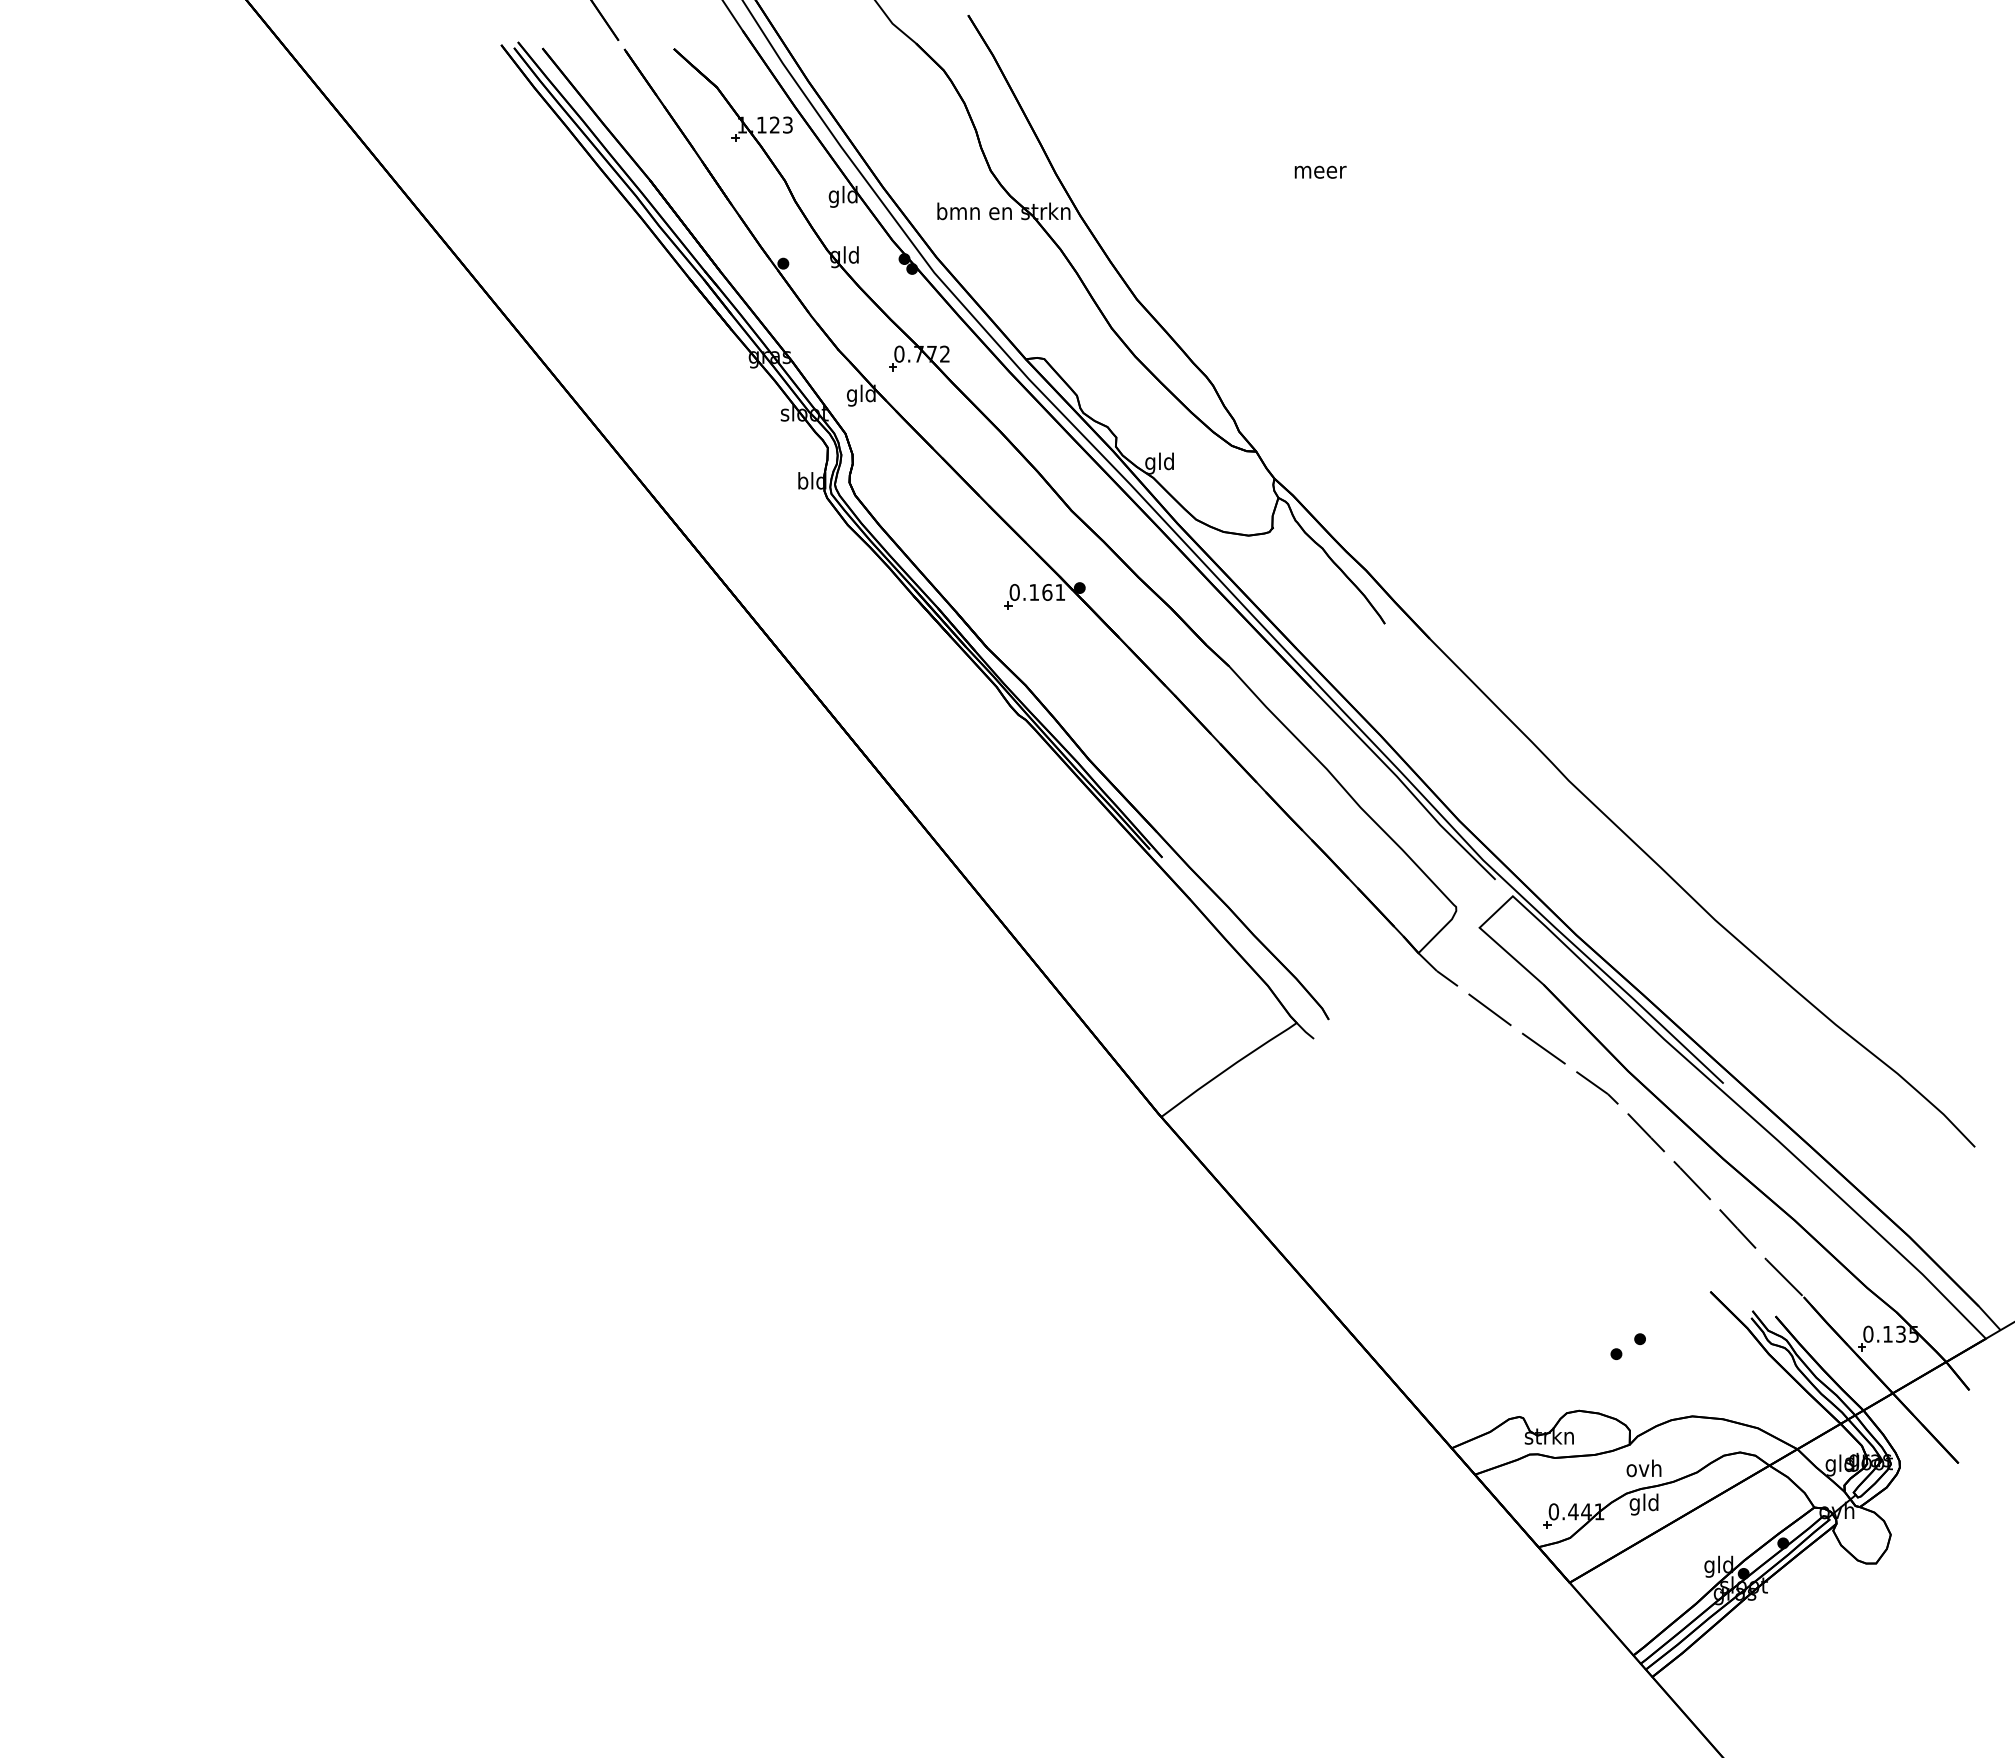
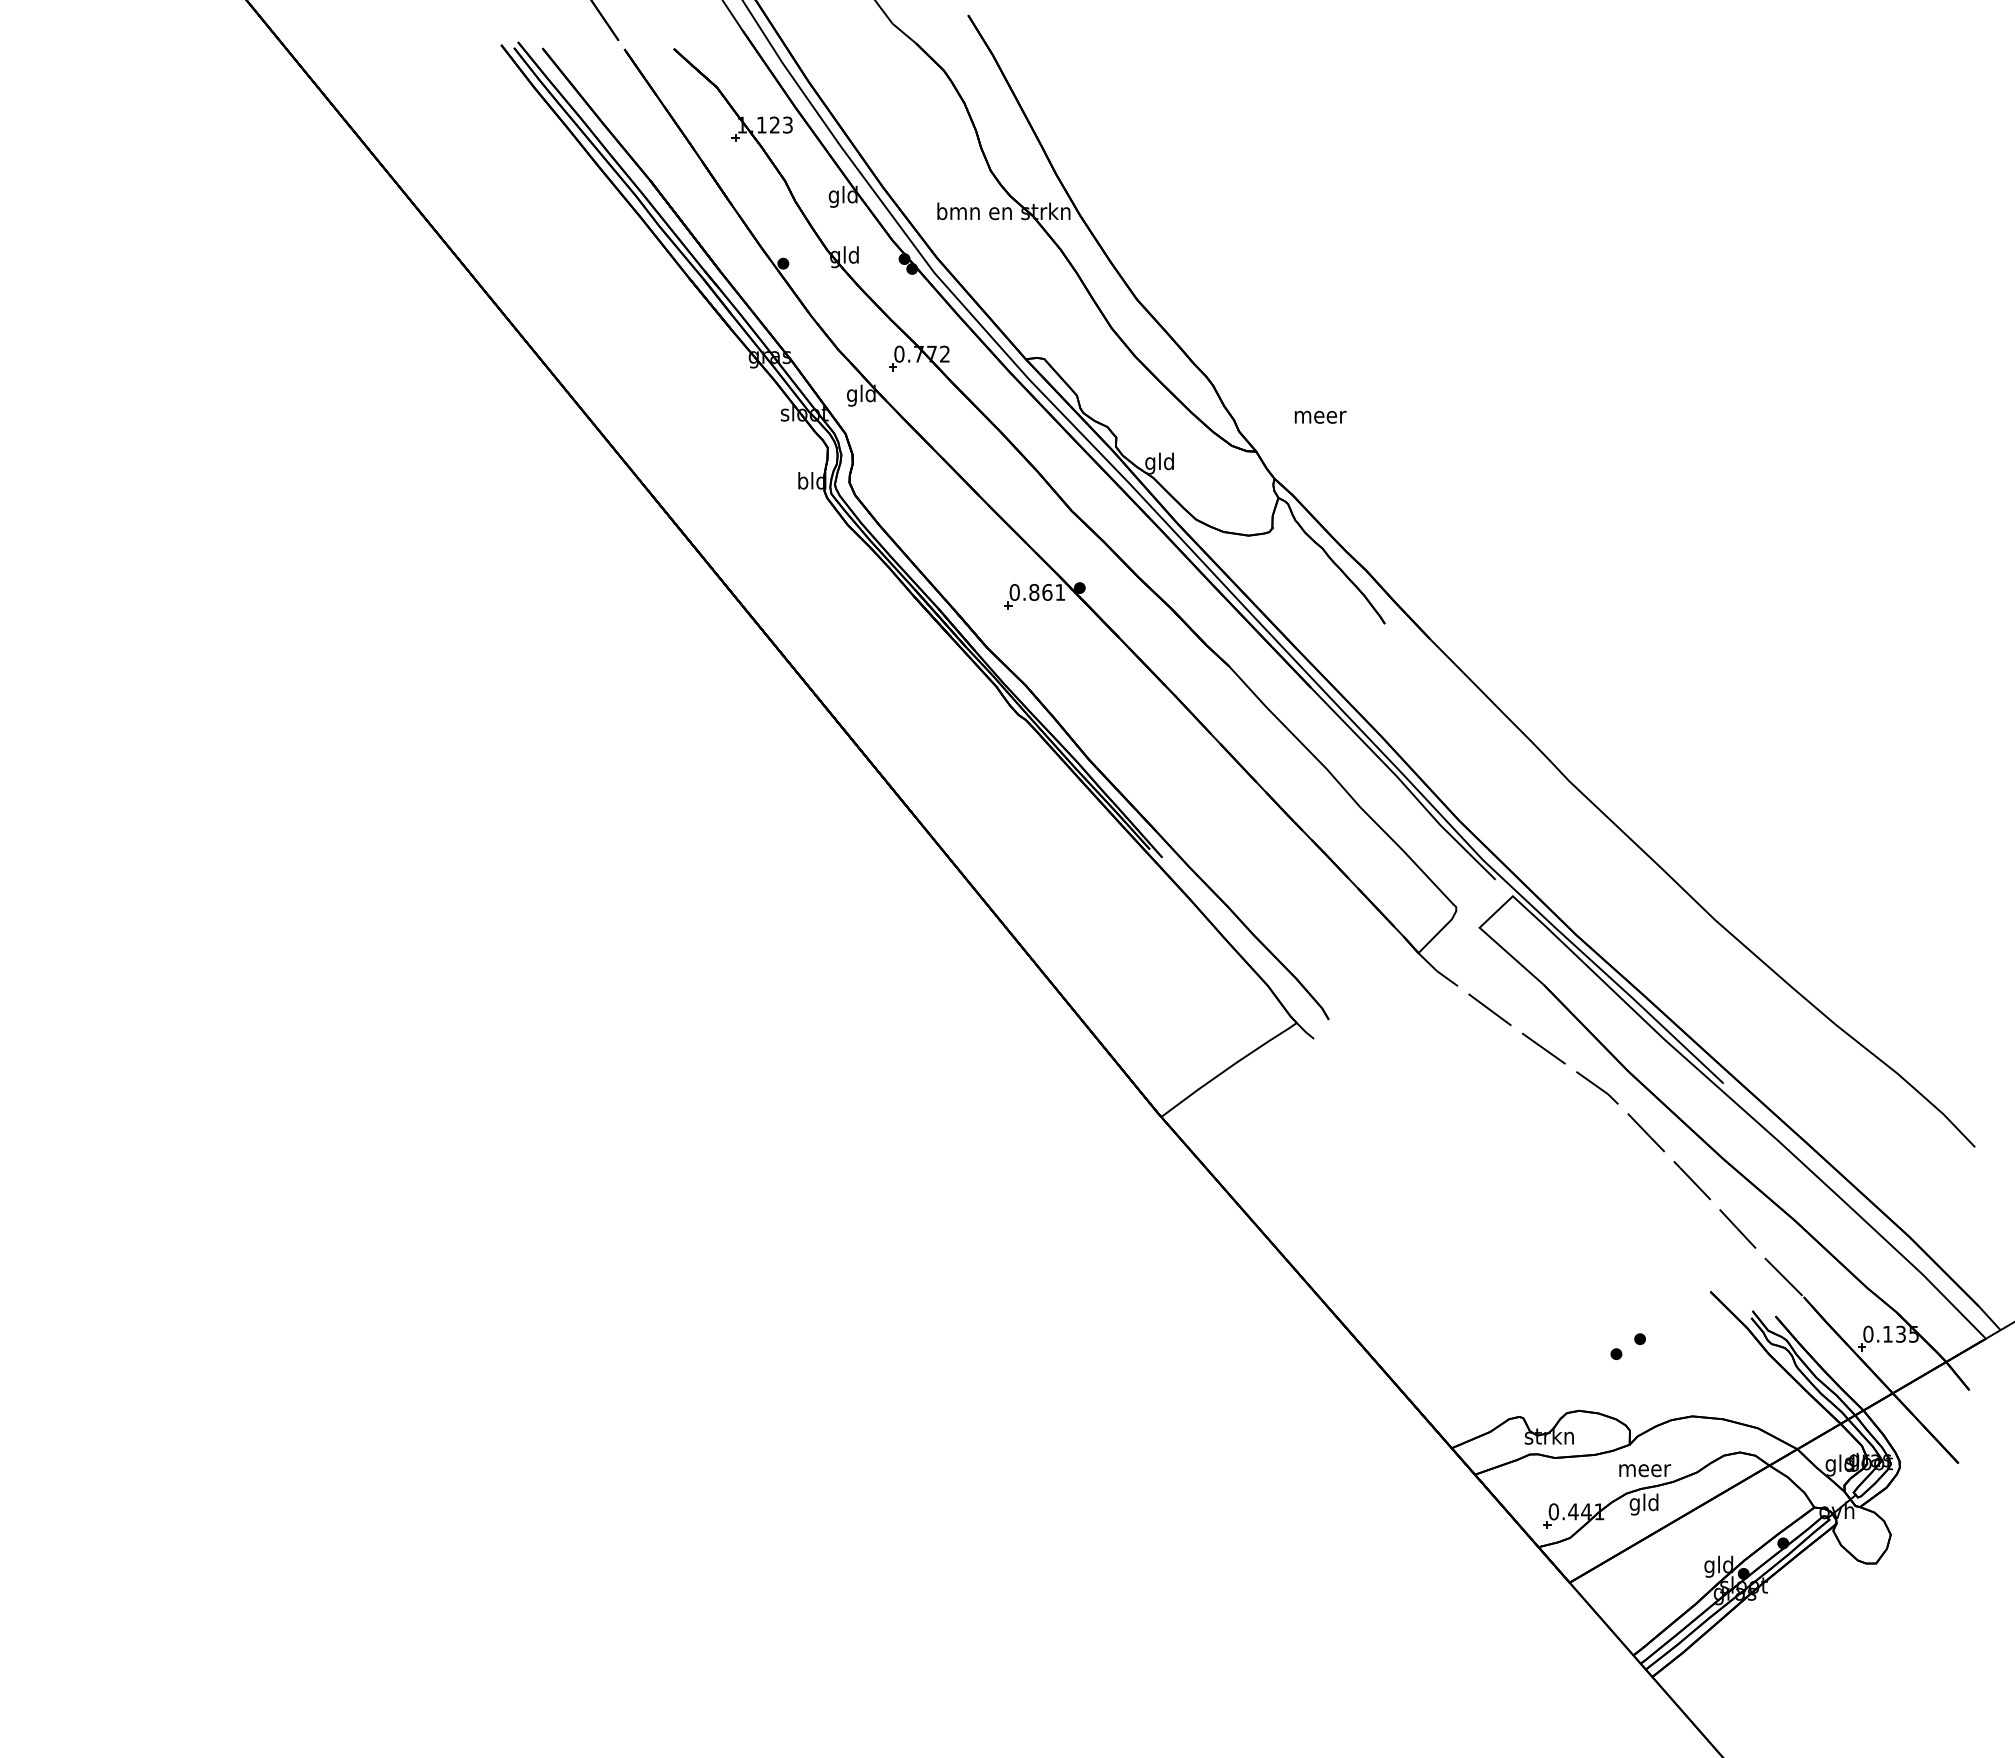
text position: (1320, 171) -> (1320, 416) (1320, 416)
text: 0.161 -> 0.861 (1034, 591)
text: ovh -> meer (1645, 1468)
